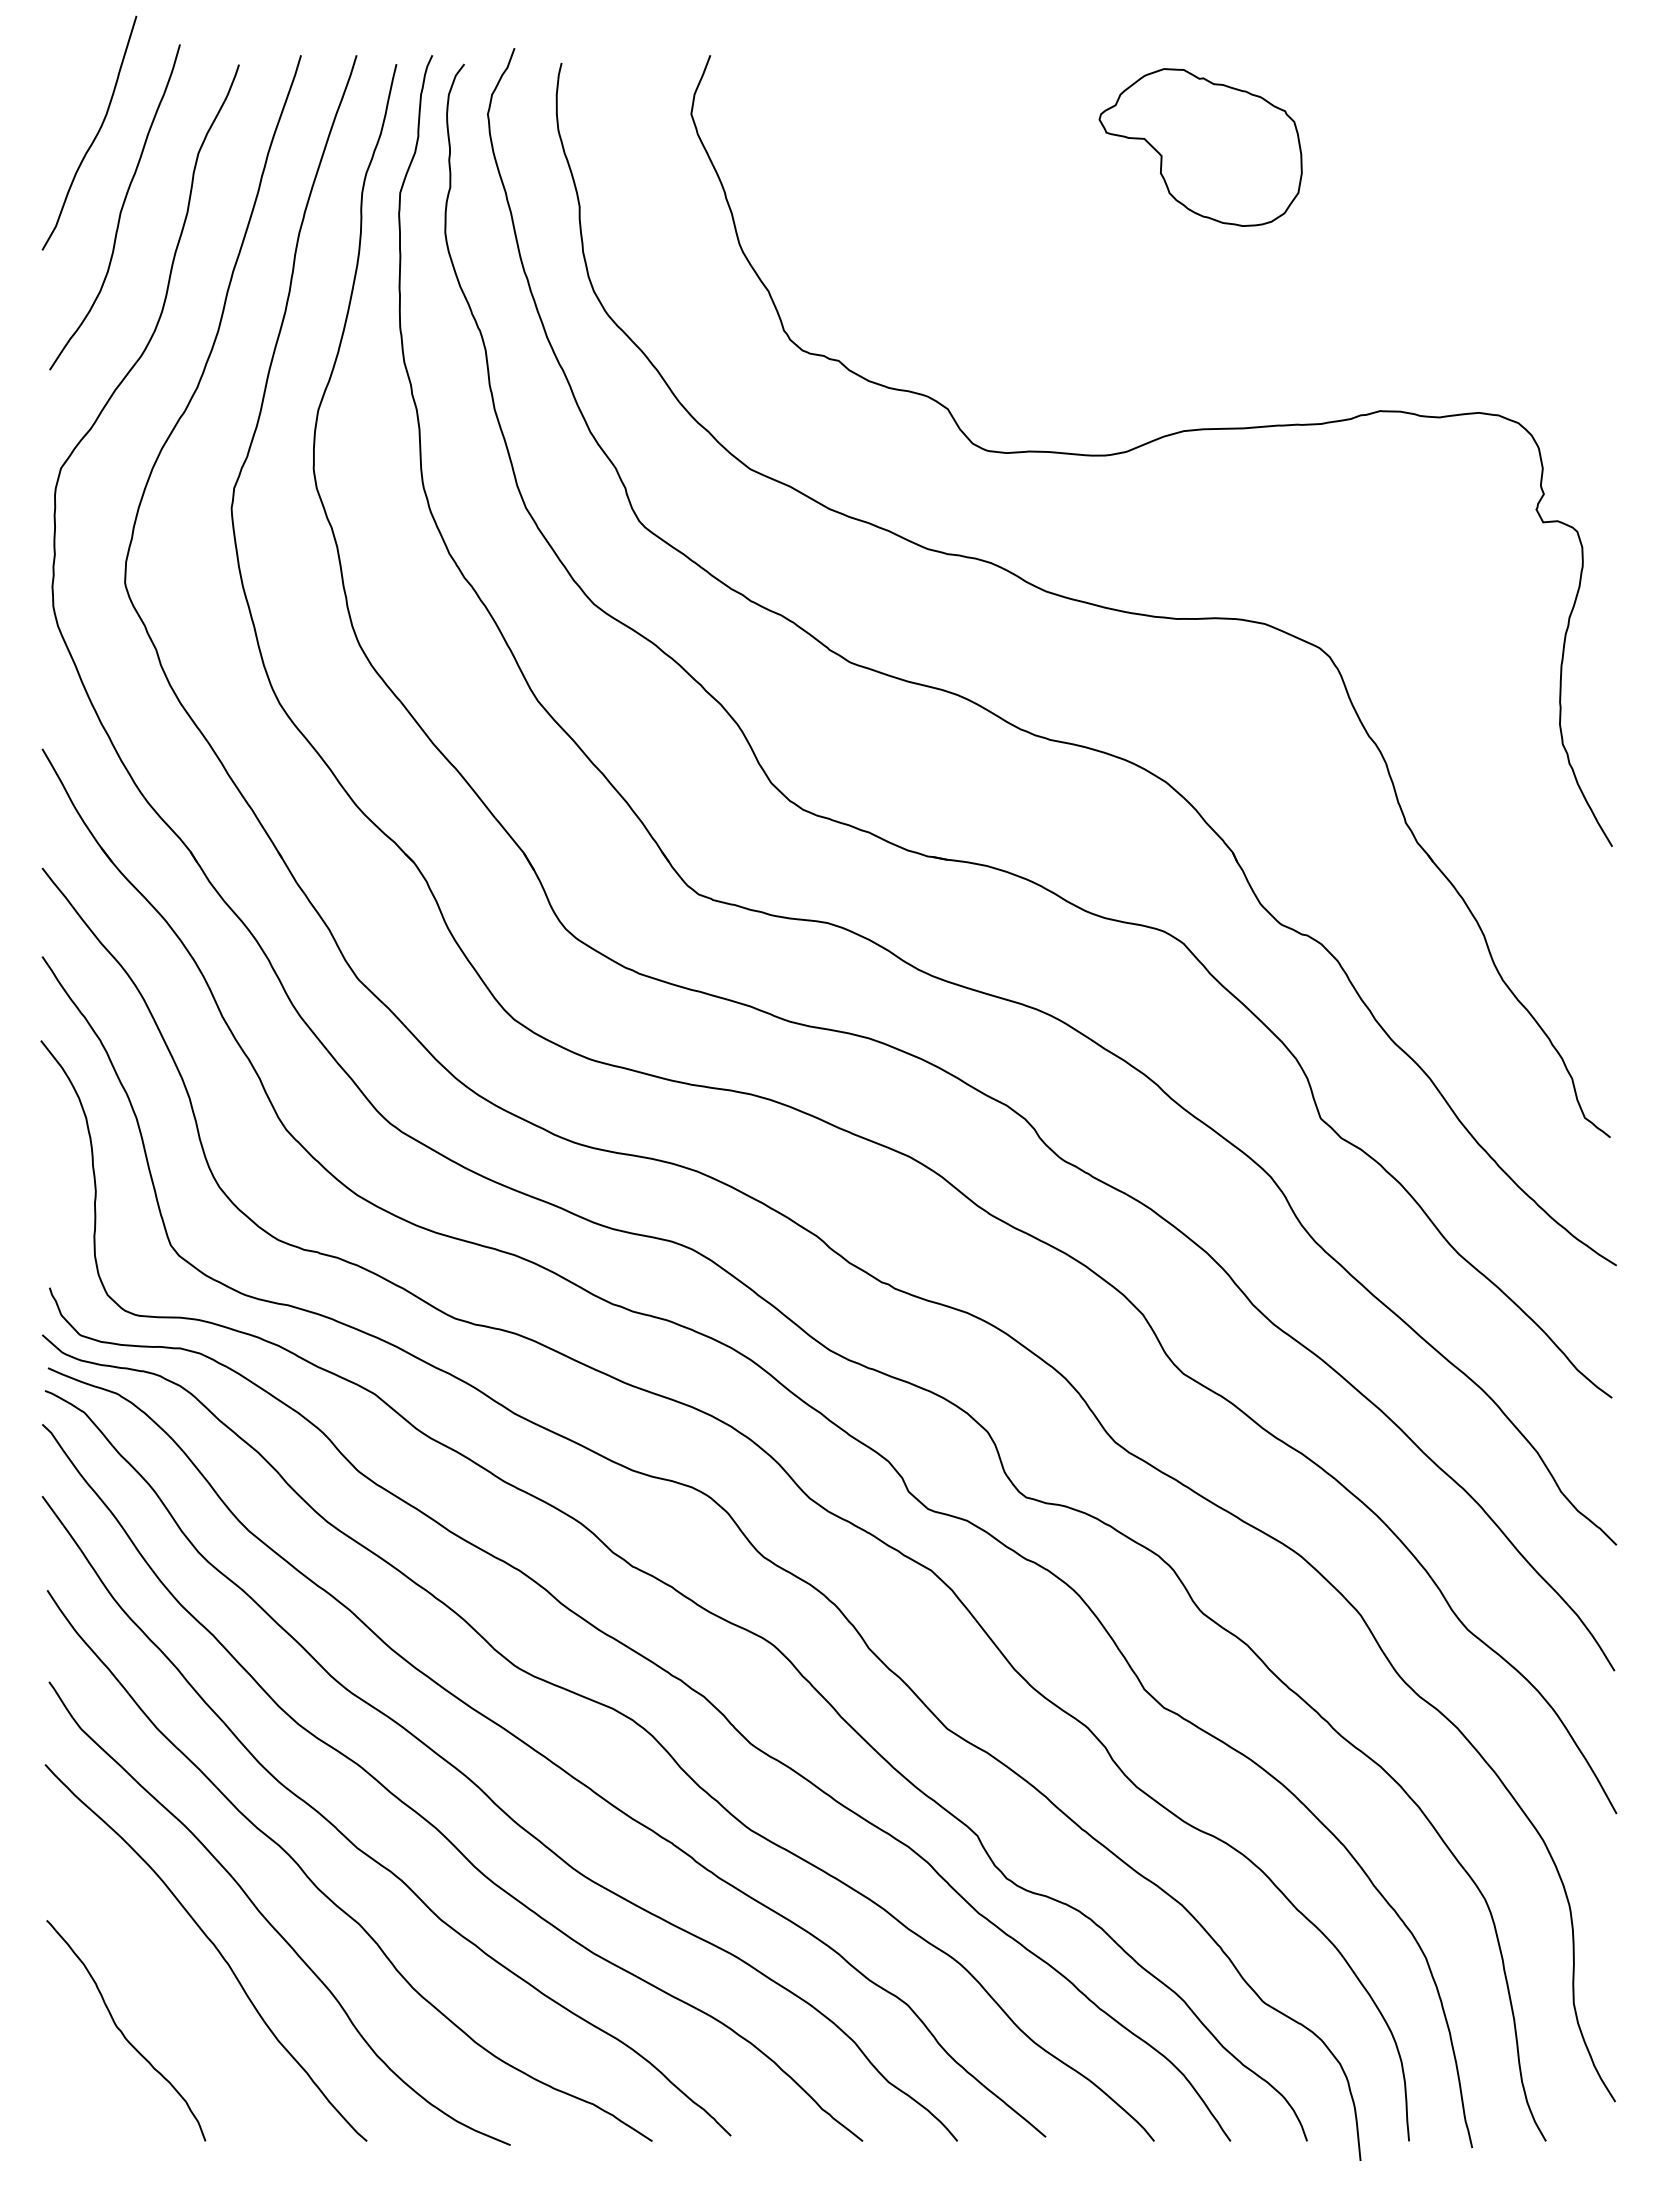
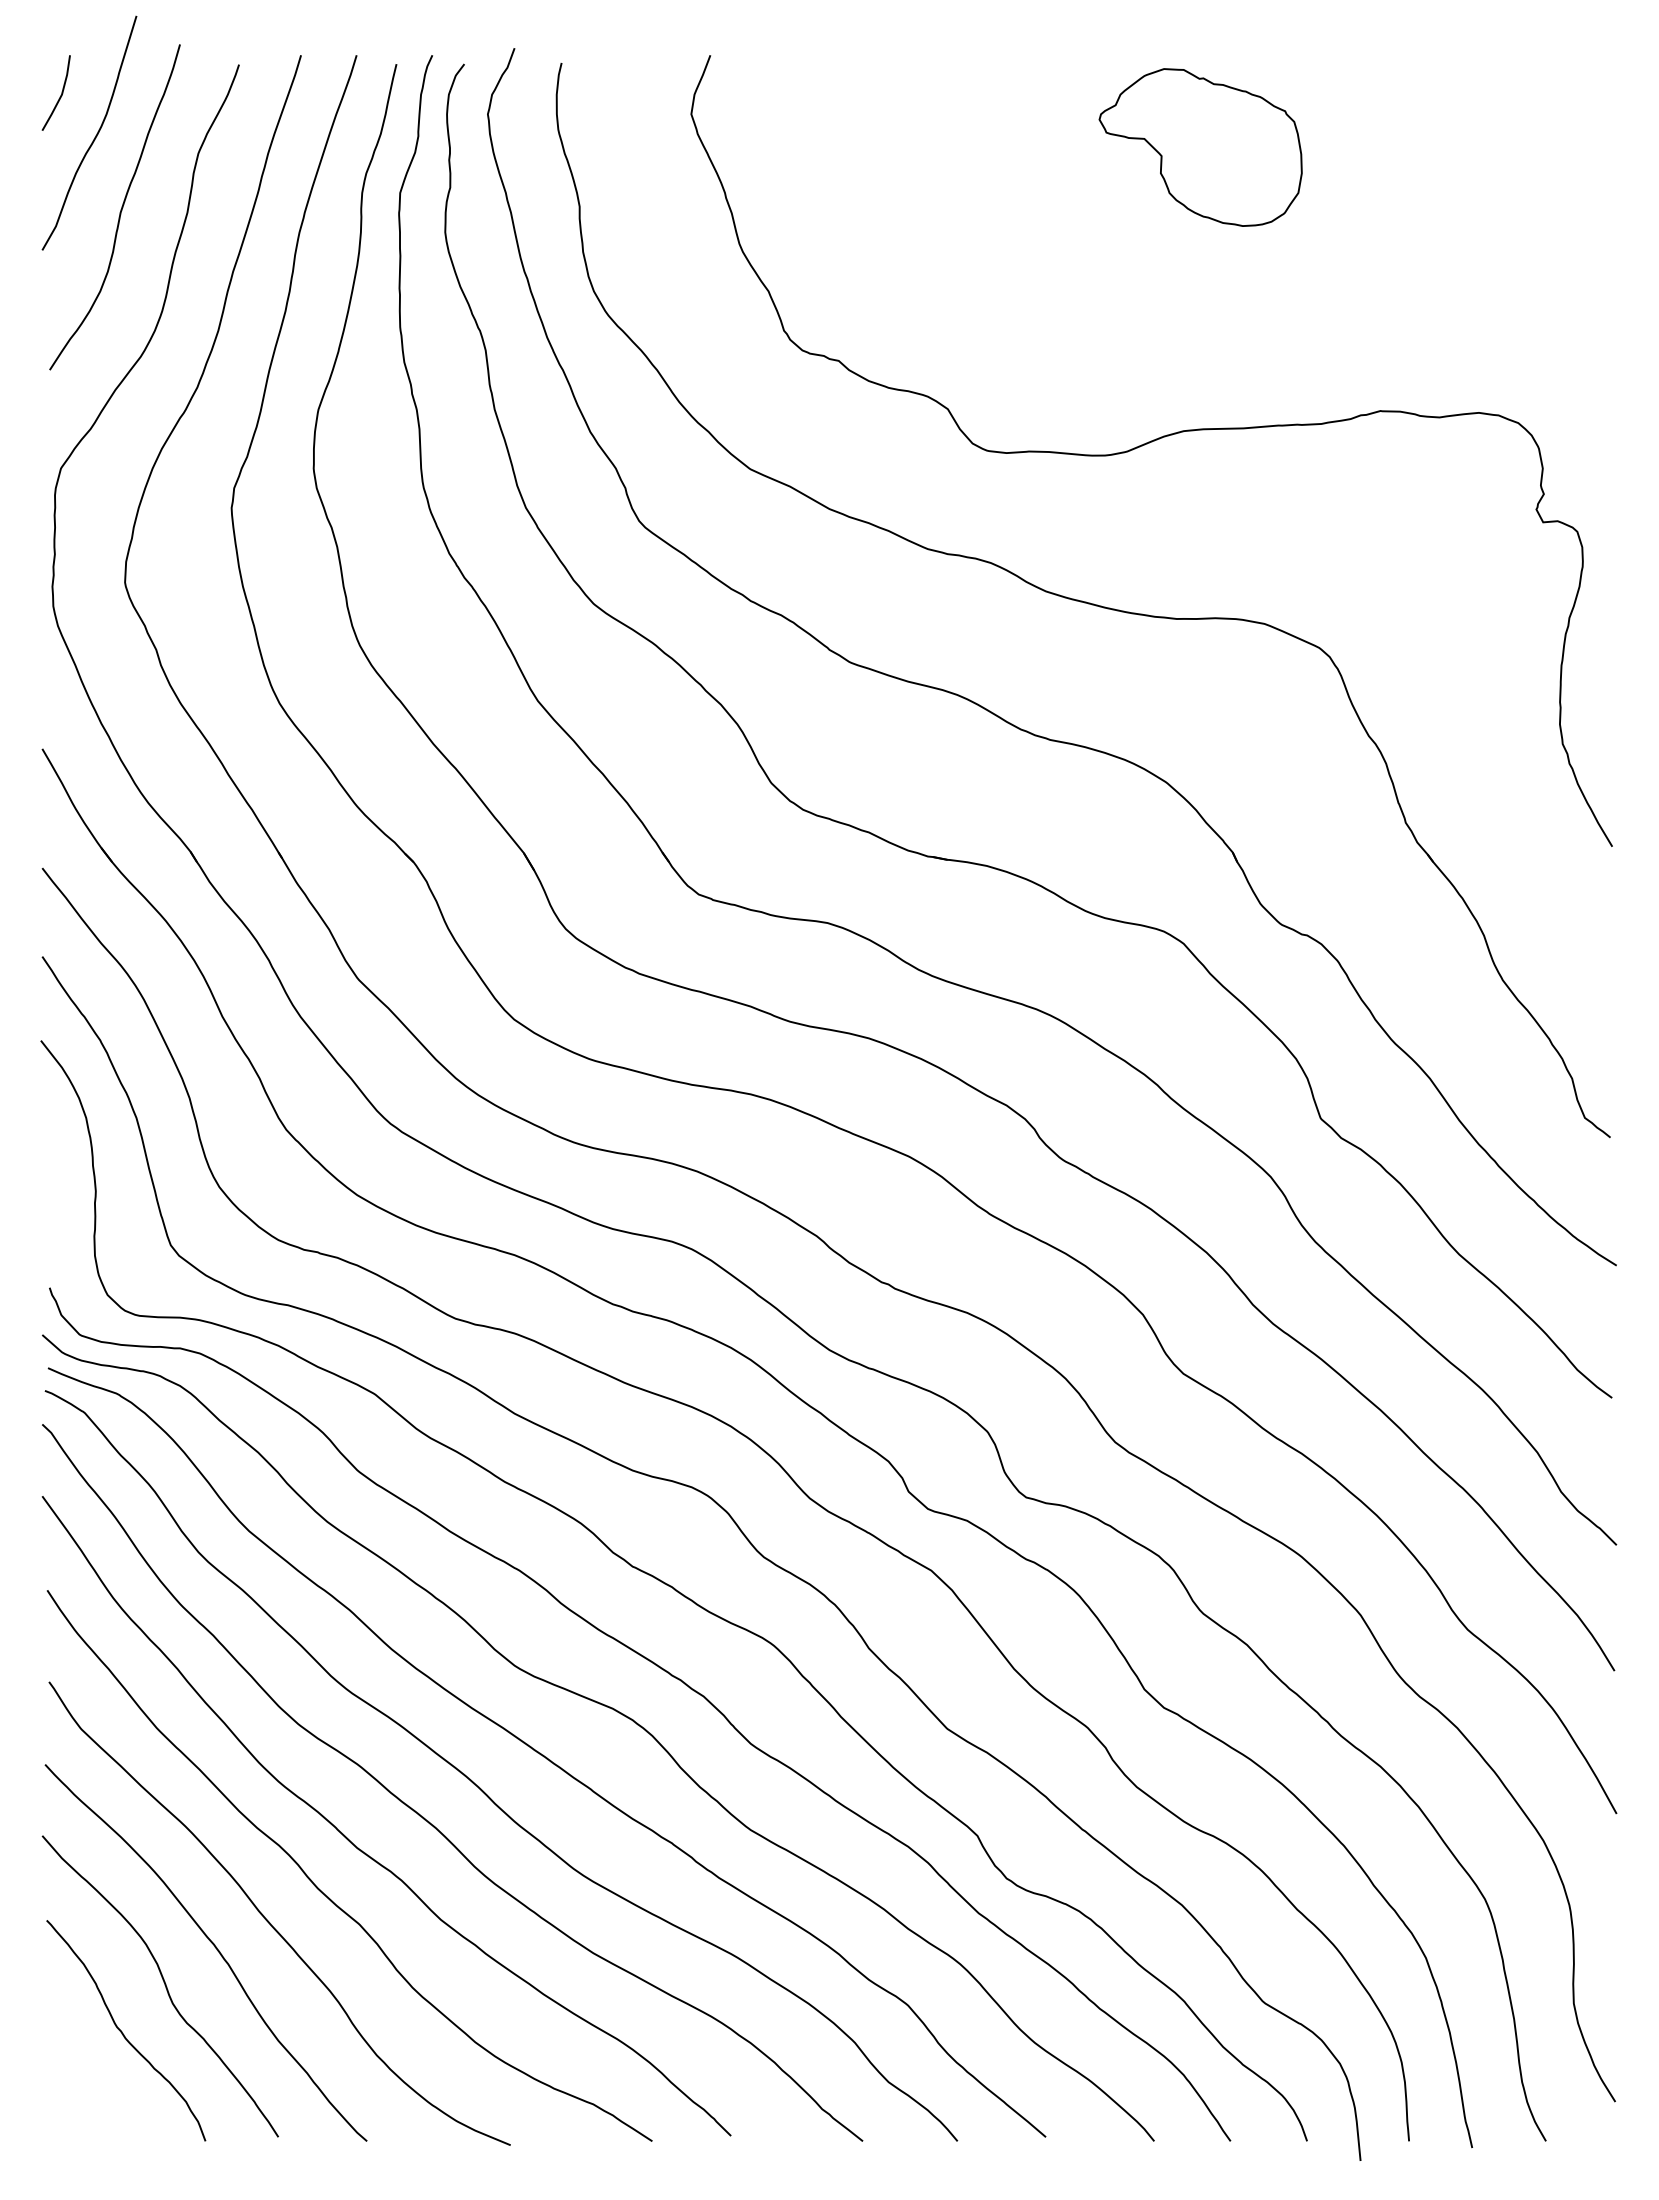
line: none -> present (60, 95)
curve: none -> present (164, 1985)
